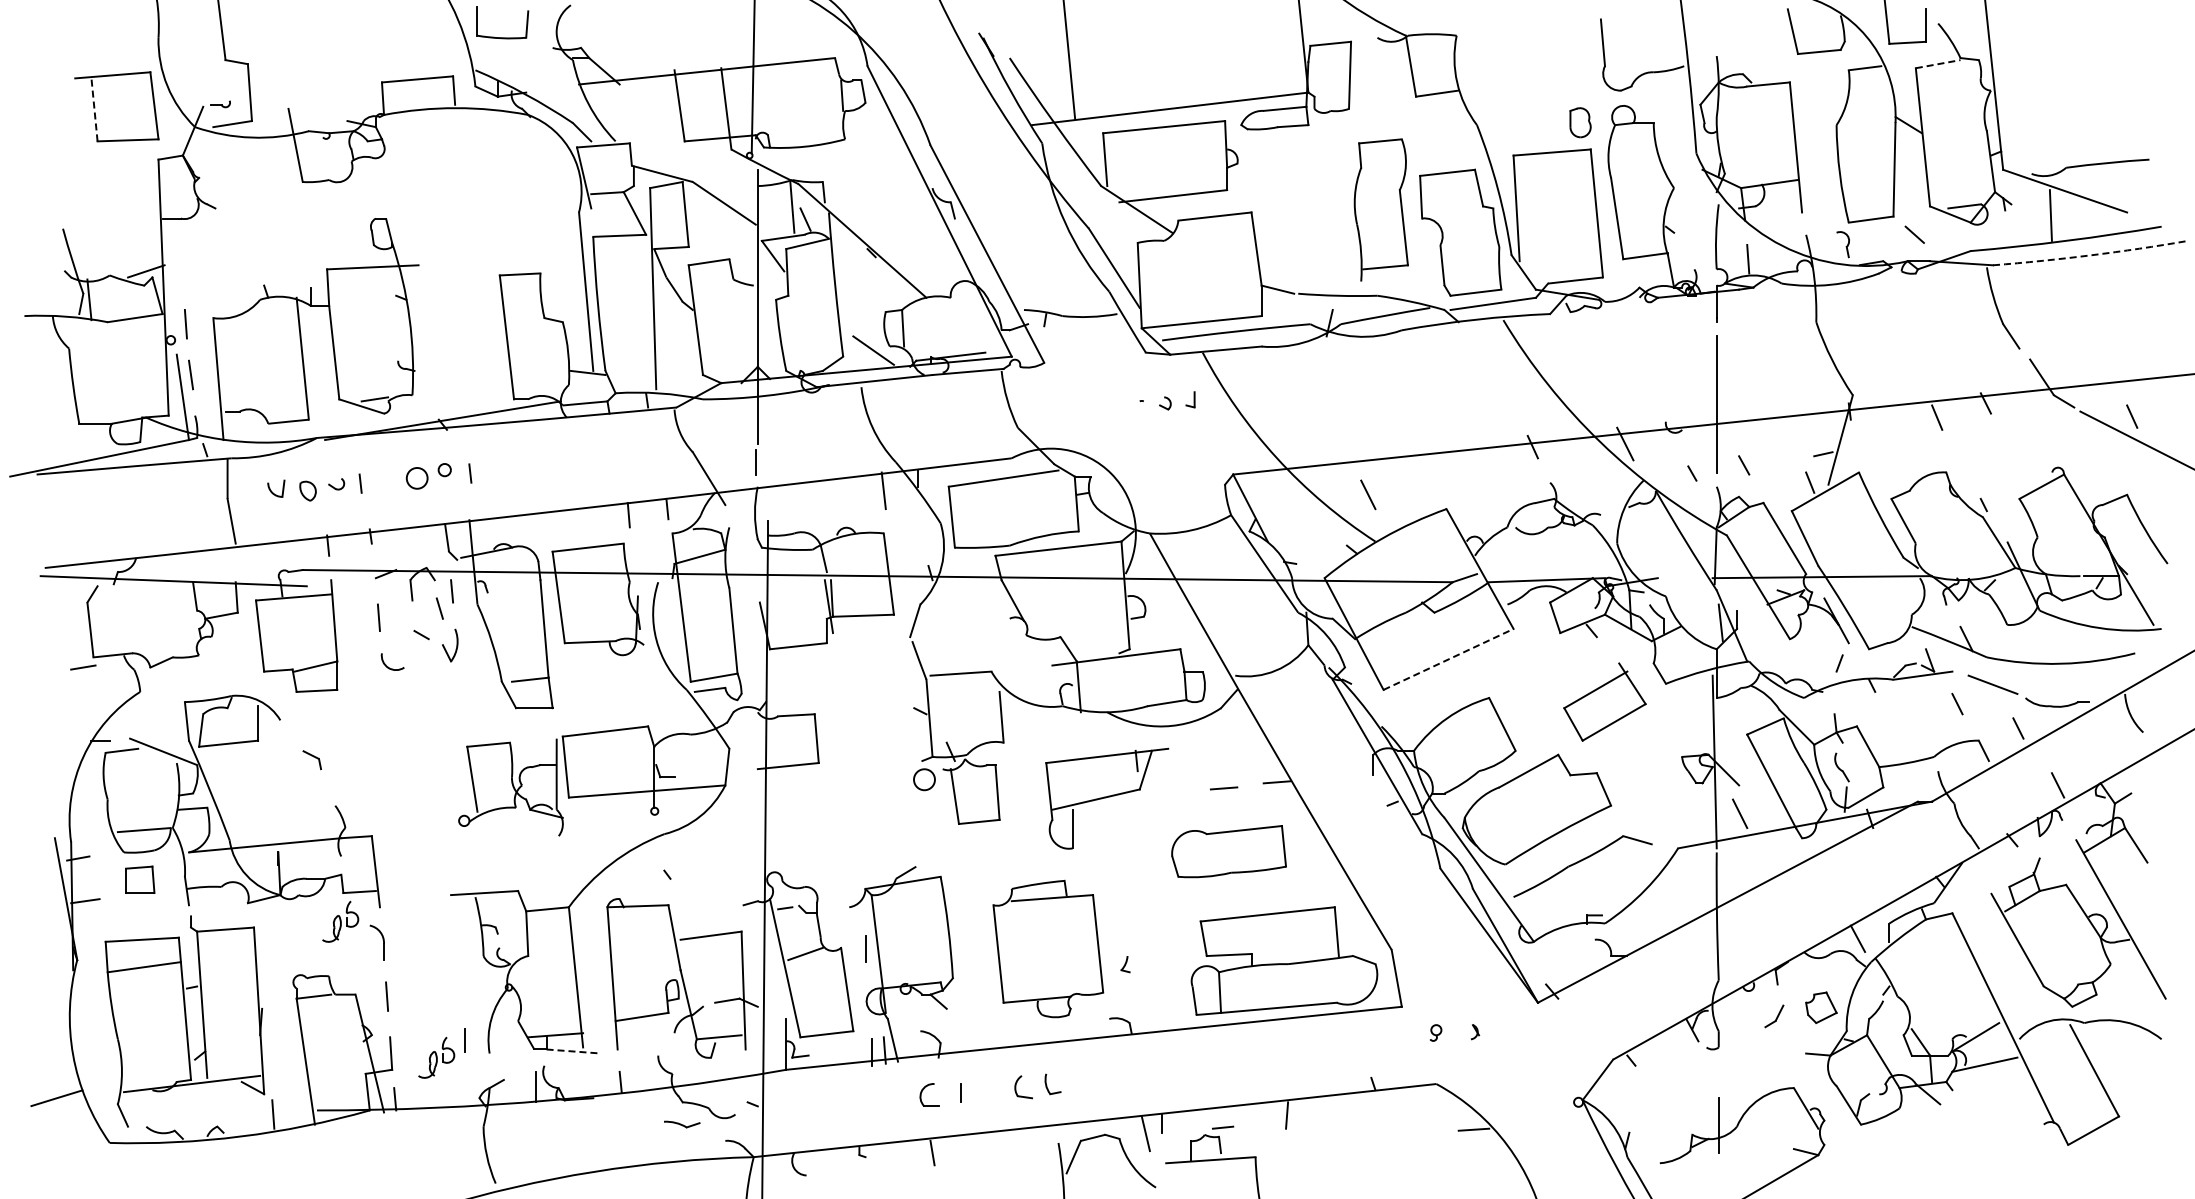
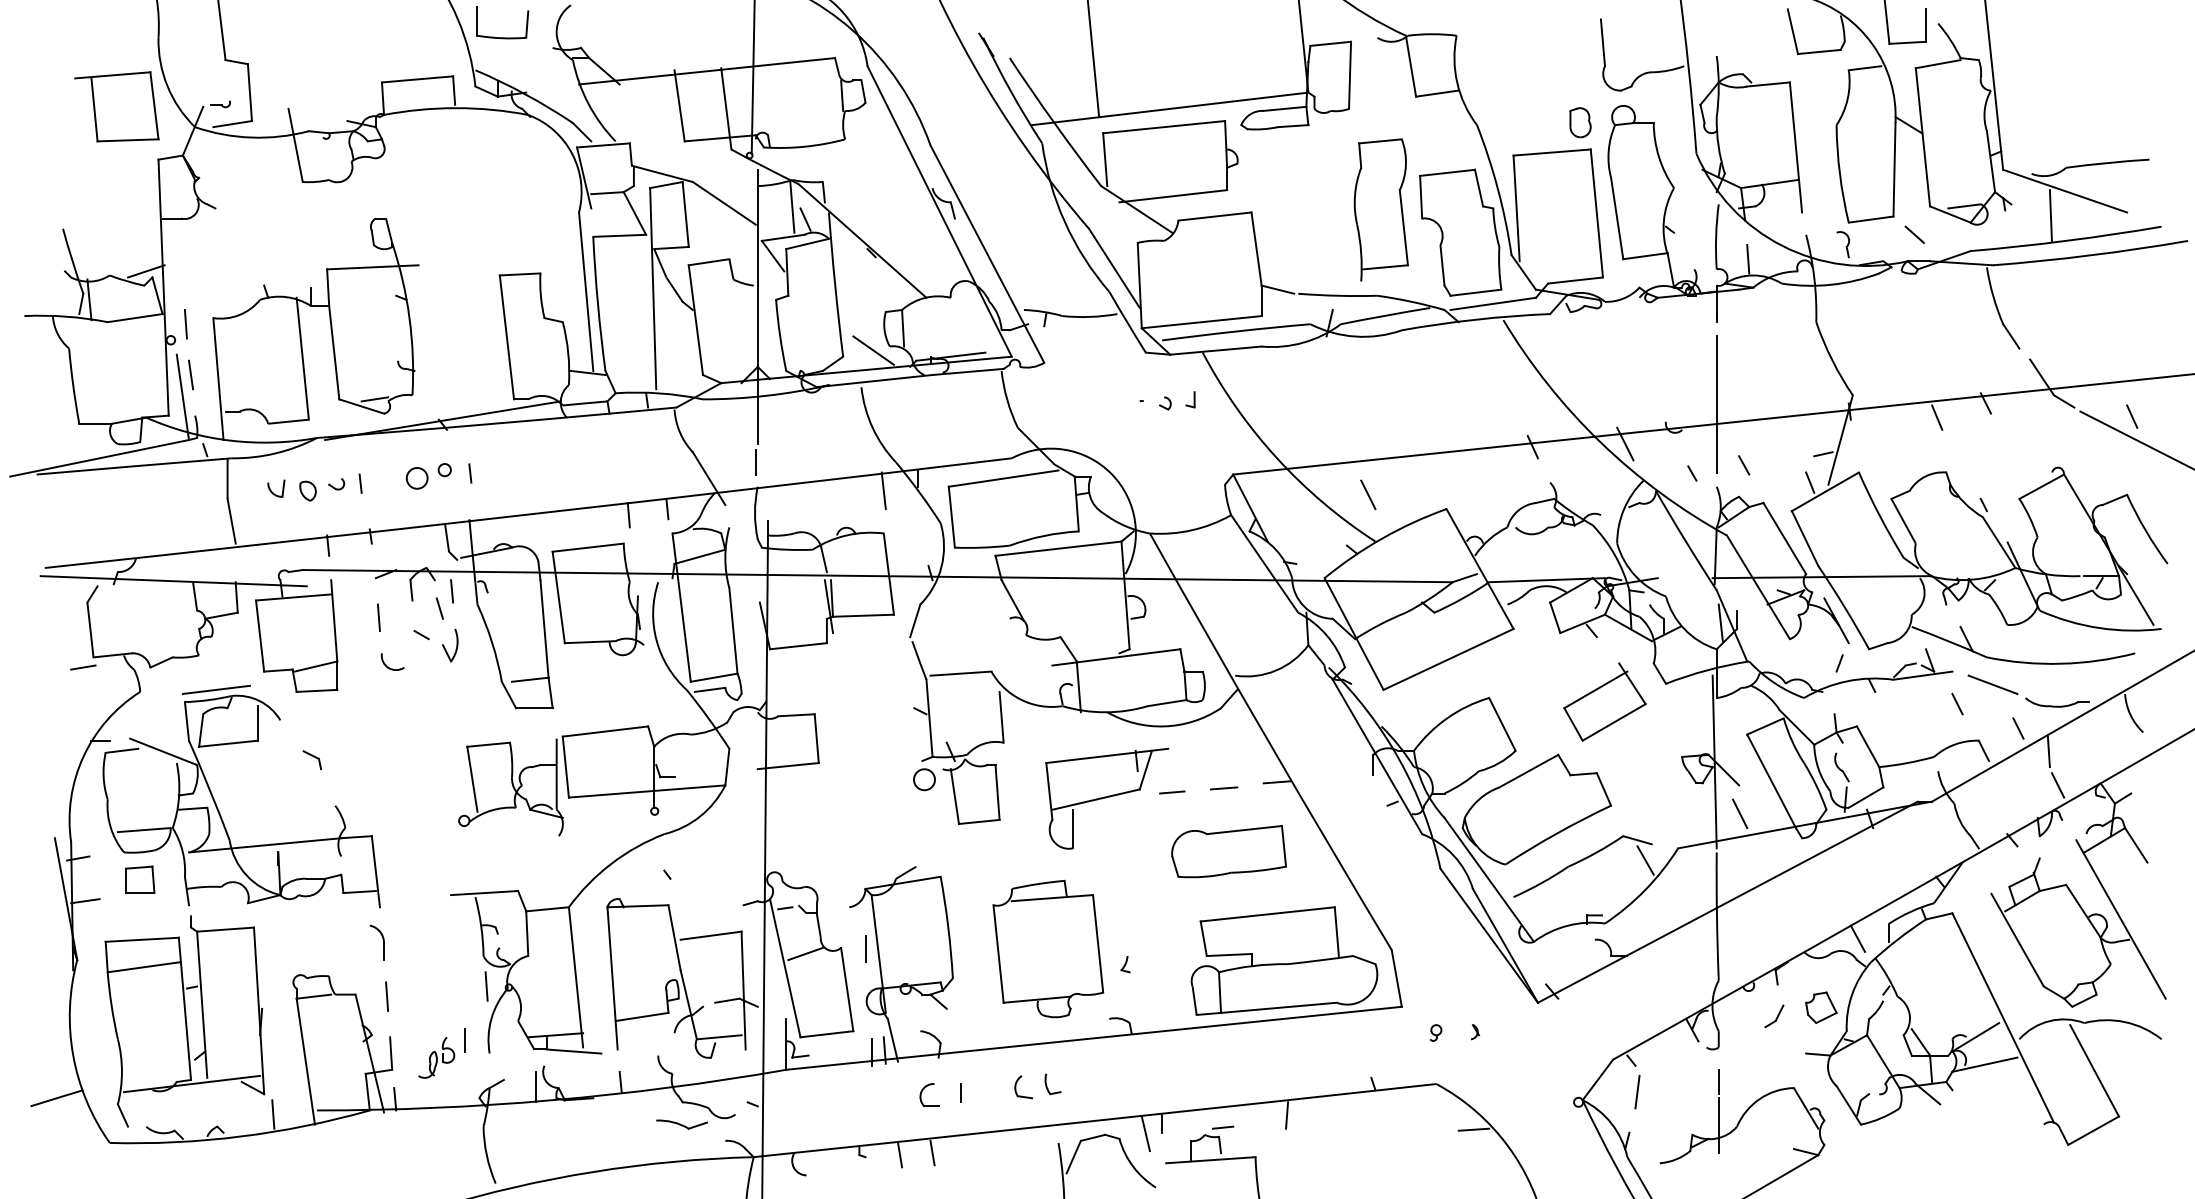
line position: (1069, 60) -> (1093, 59) (1093, 59)
line: dashed -> solid (1938, 64)
line: dashed -> solid (94, 109)
arc: dashed -> solid (2090, 255)
line: dashed -> solid (1448, 659)
line: none -> present (215, 689)
line: none -> present (2048, 751)
line: none -> present (1172, 792)
line: none -> present (1645, 860)
part: present -> none (340, 921)
line: none -> present (486, 986)
line: dashed -> solid (573, 1051)
line: none -> present (1718, 1081)
line: none -> present (1637, 1091)
part size: 37x9 px -> 52x11 px (681, 1124)
line: none -> present (900, 1154)
